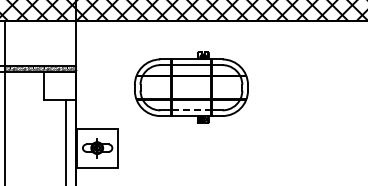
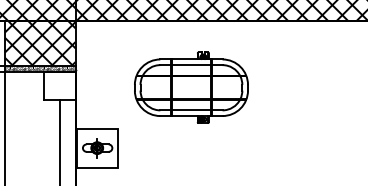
hatch: none -> present (39, 42)
line: dashed -> solid (191, 110)
line position: (66, 140) -> (60, 140) (60, 140)
